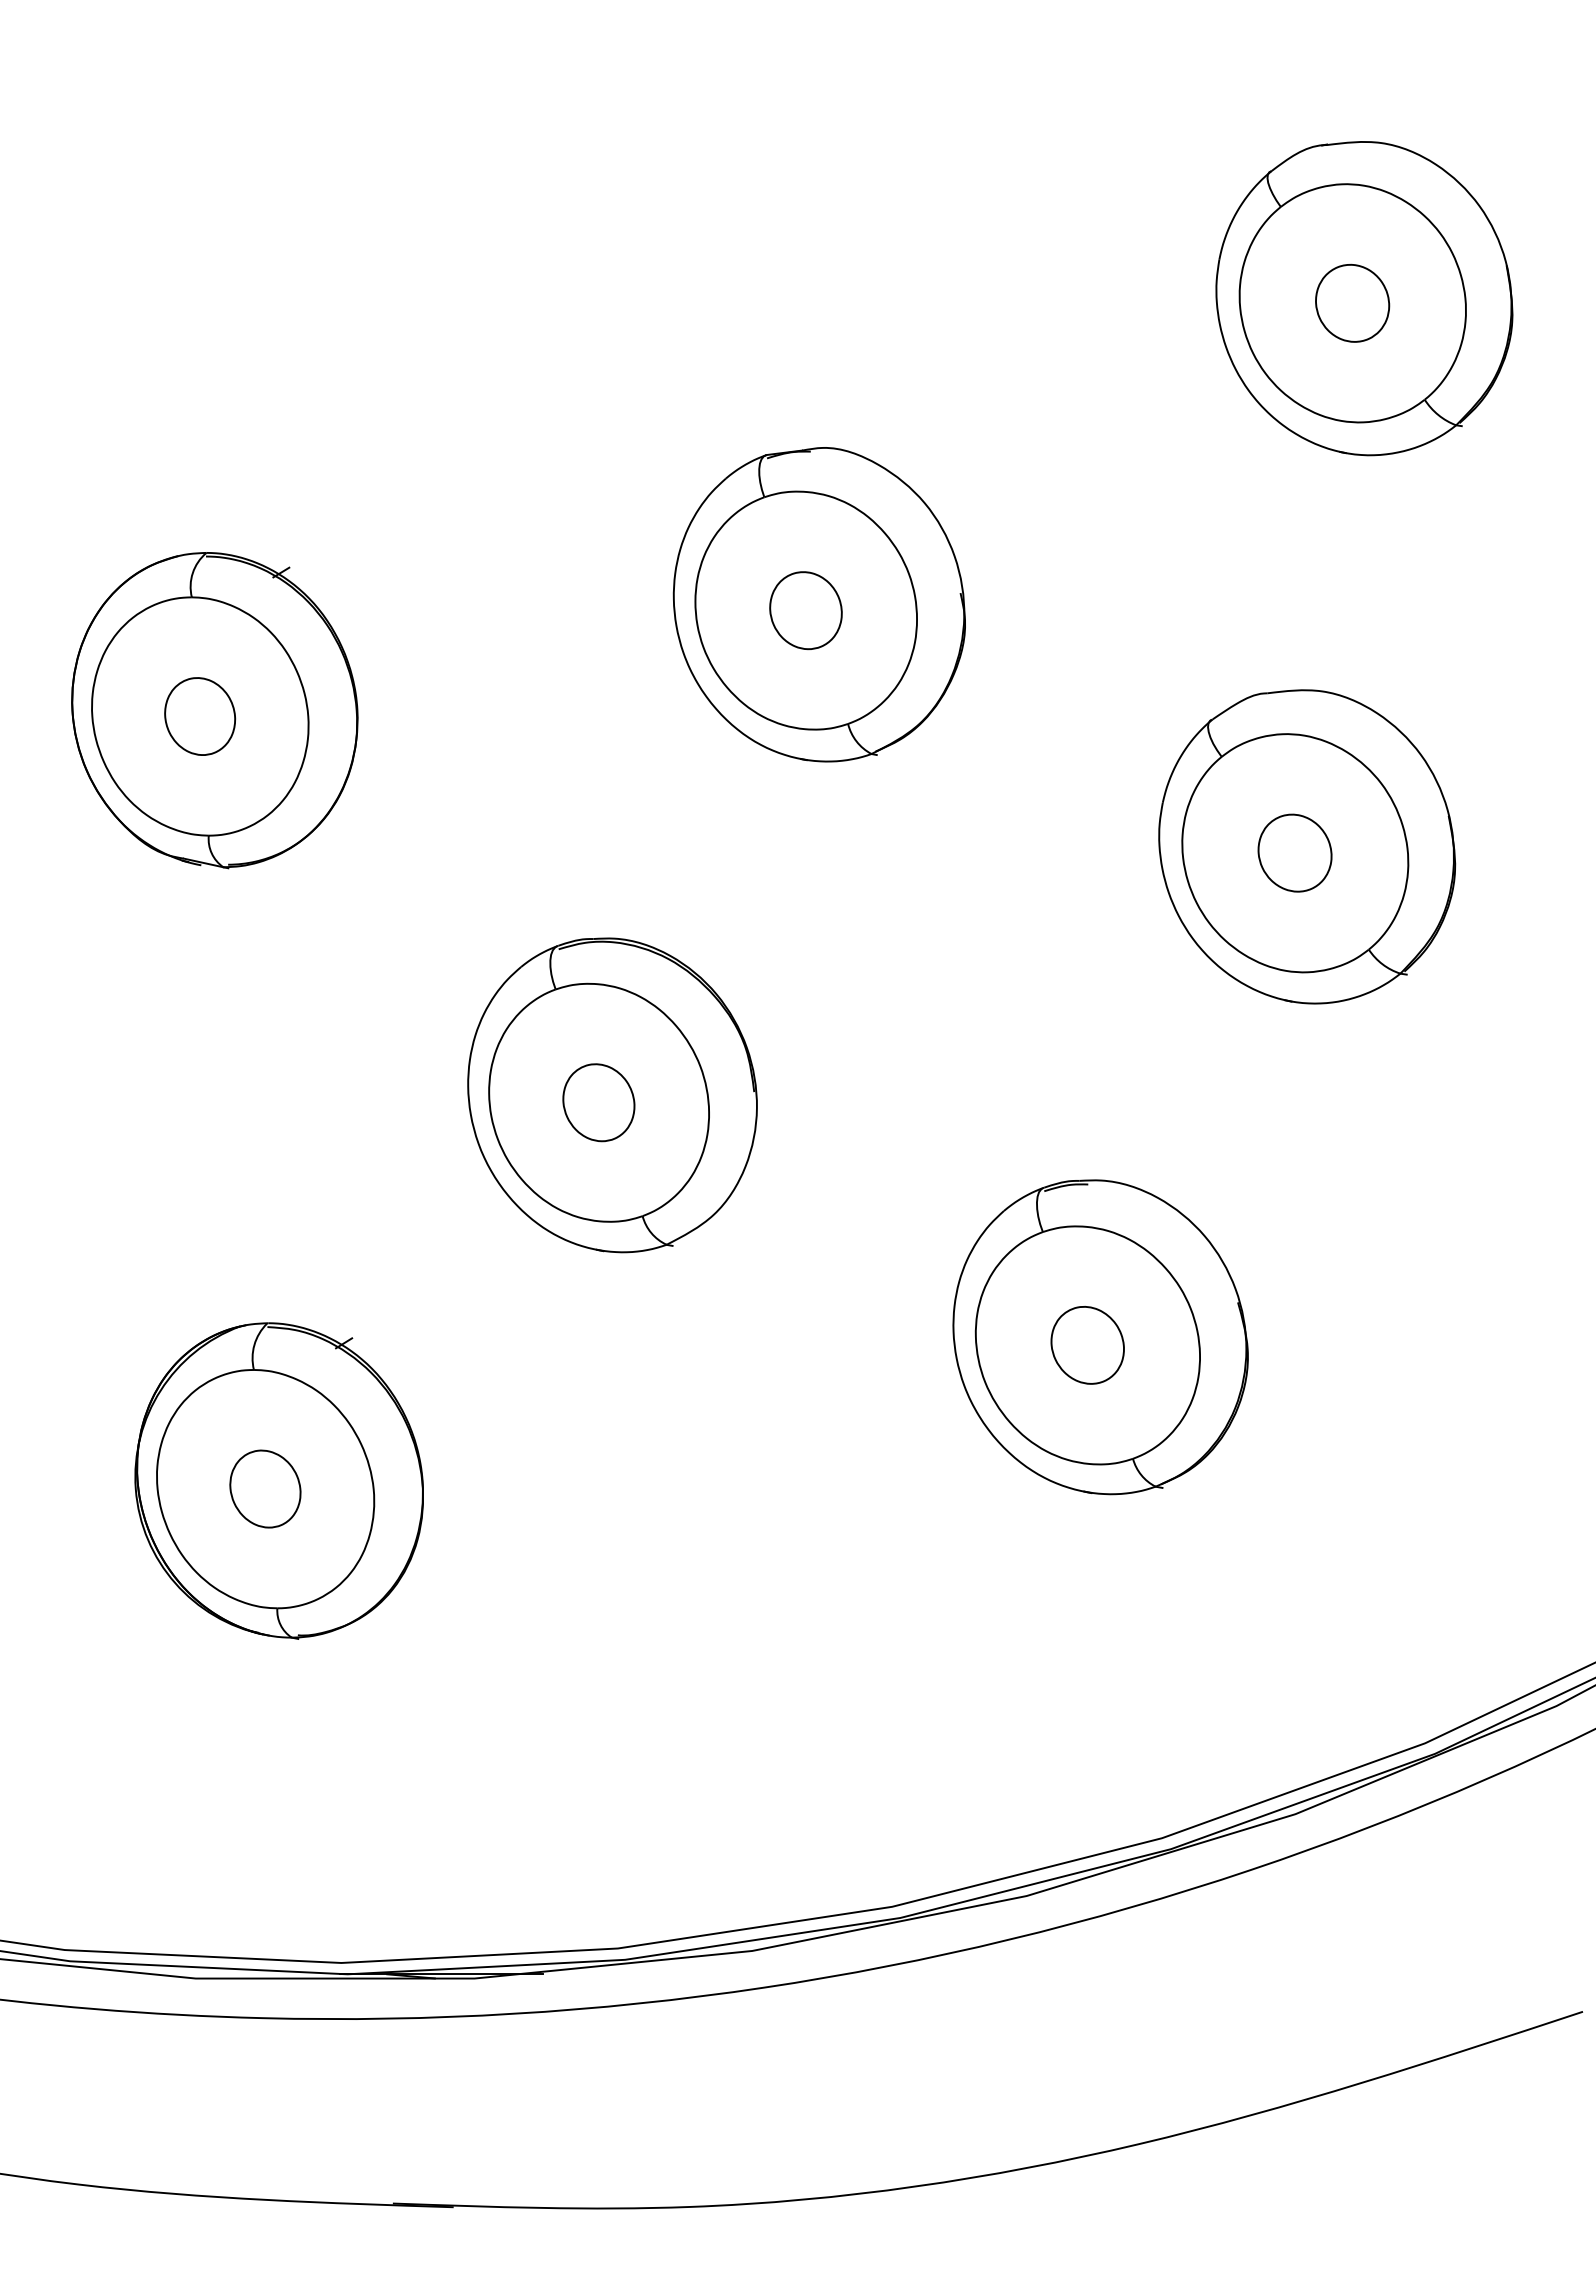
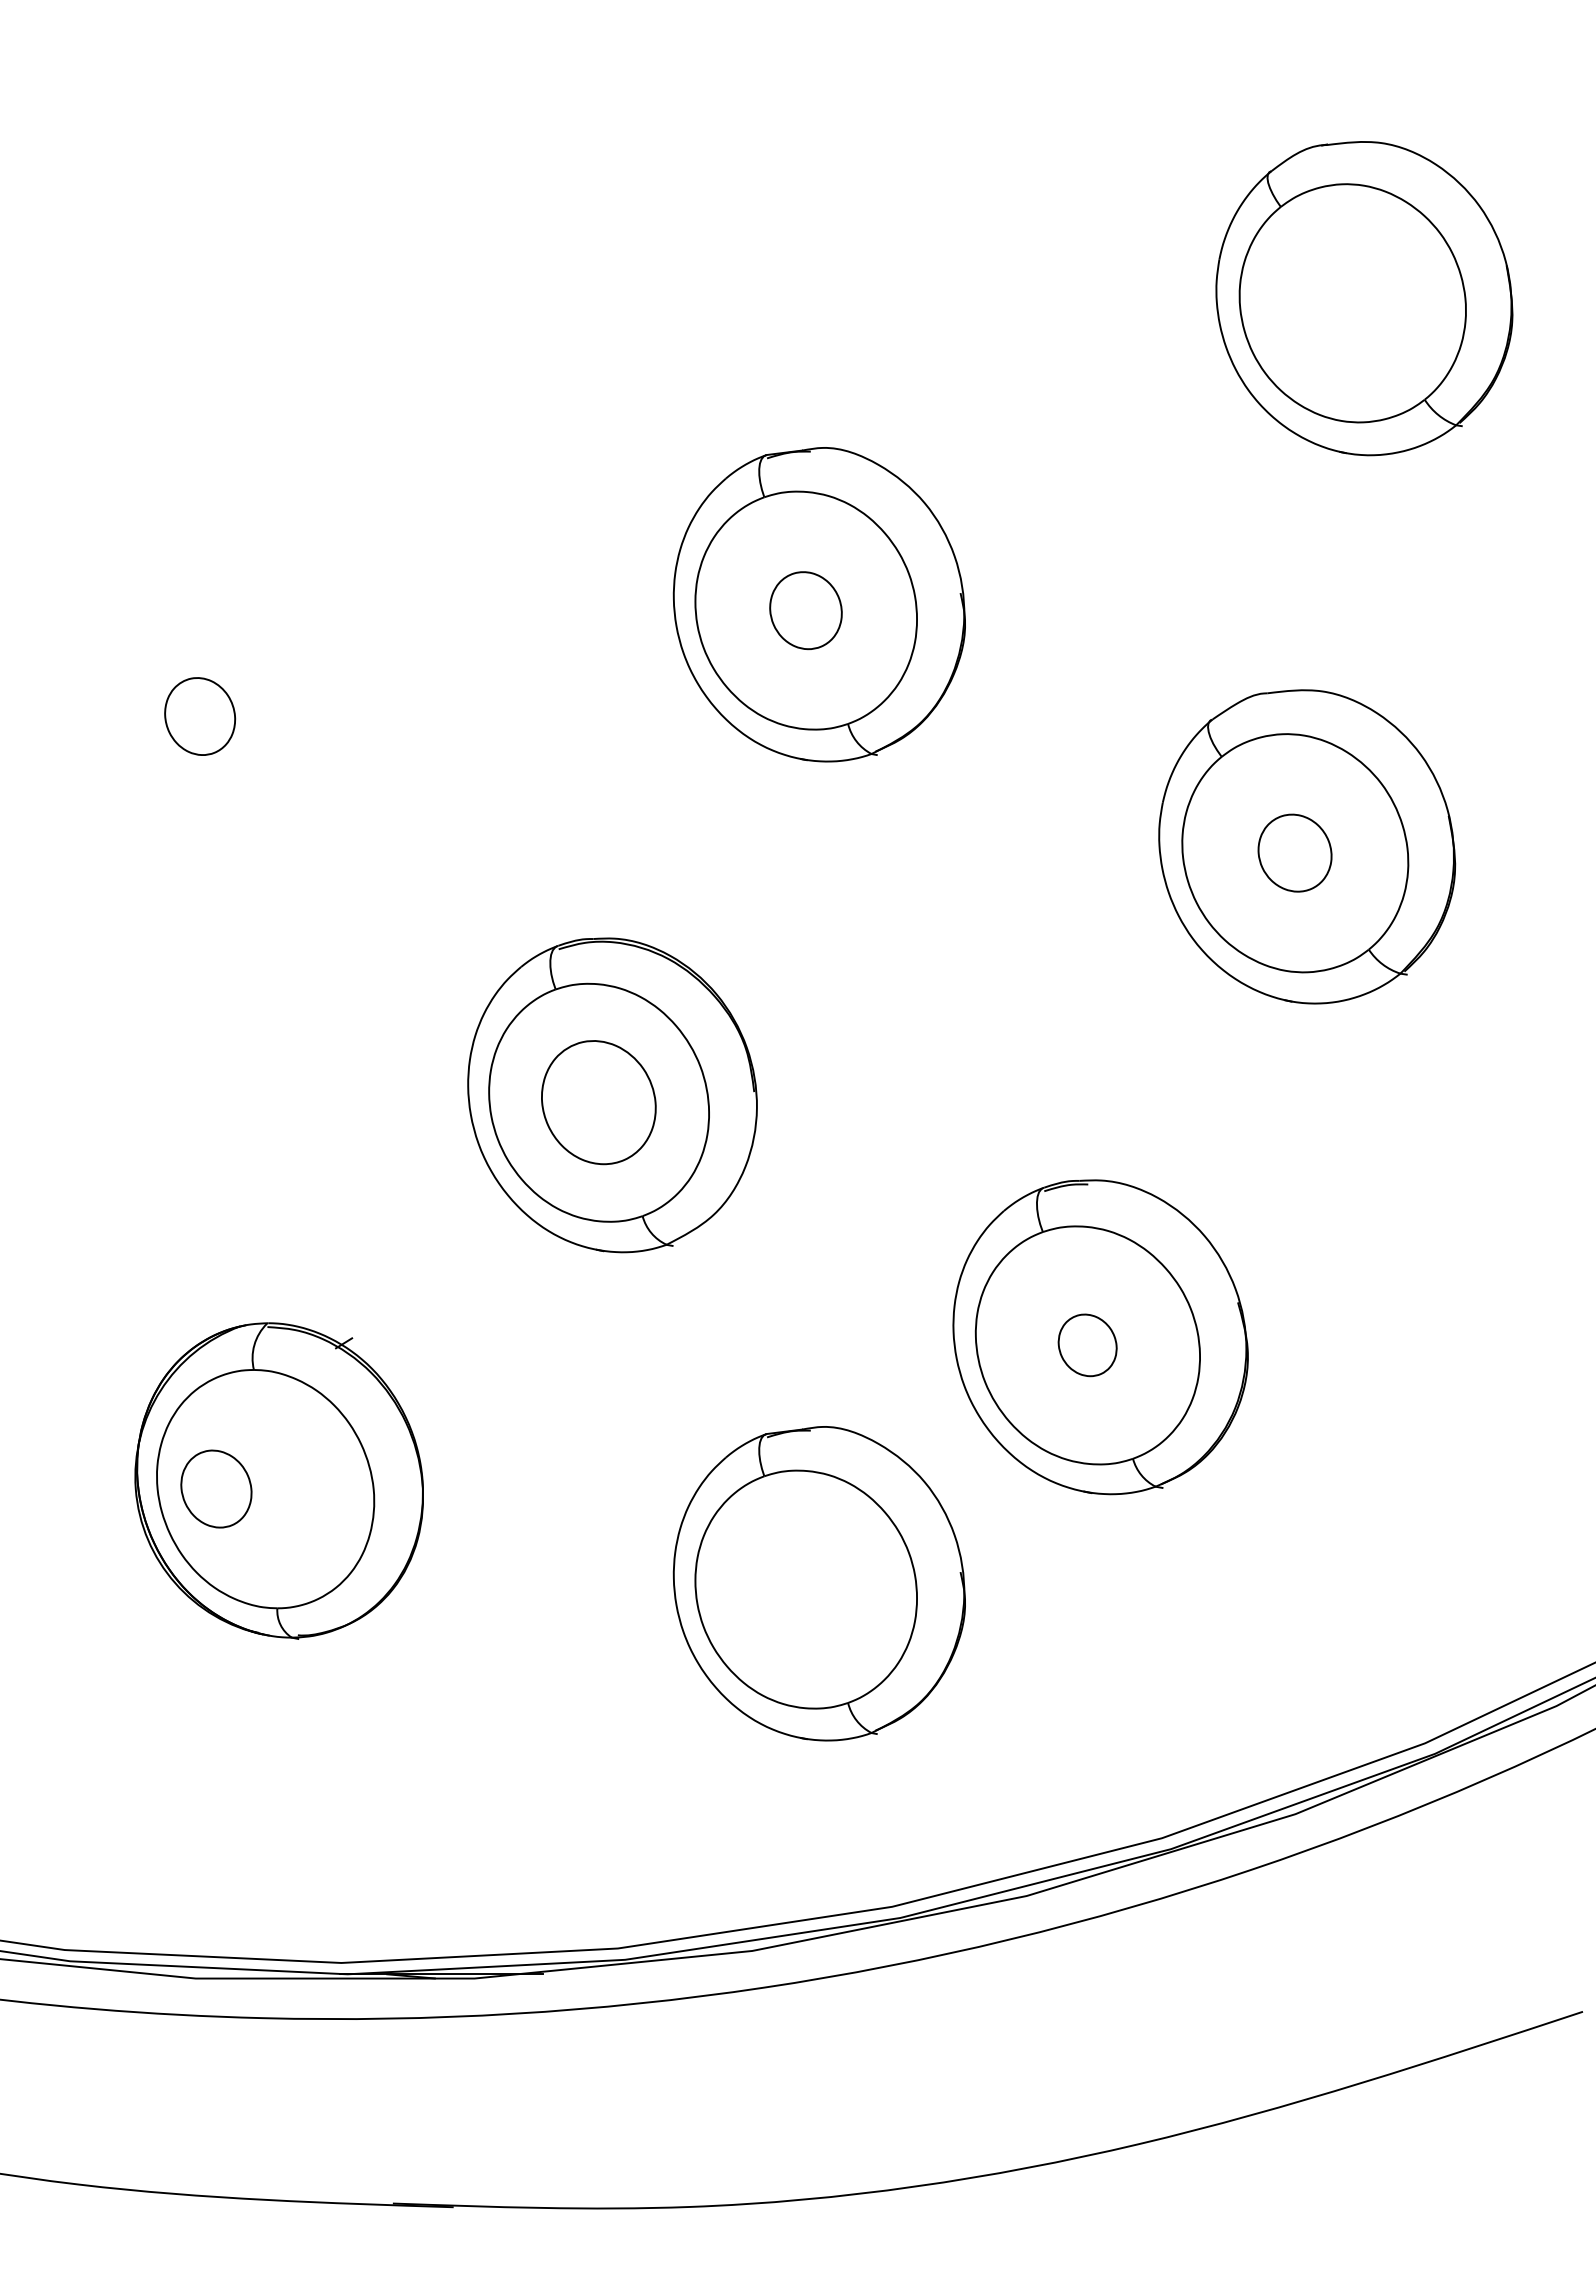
part: present -> none (1352, 302)
part: present -> none (214, 710)
part size: 74x80 px -> 116x126 px (598, 1102)
part size: 75x79 px -> 61x65 px (1087, 1345)
part position: (265, 1488) -> (216, 1488) (216, 1488)
part: none -> present (818, 1583)
